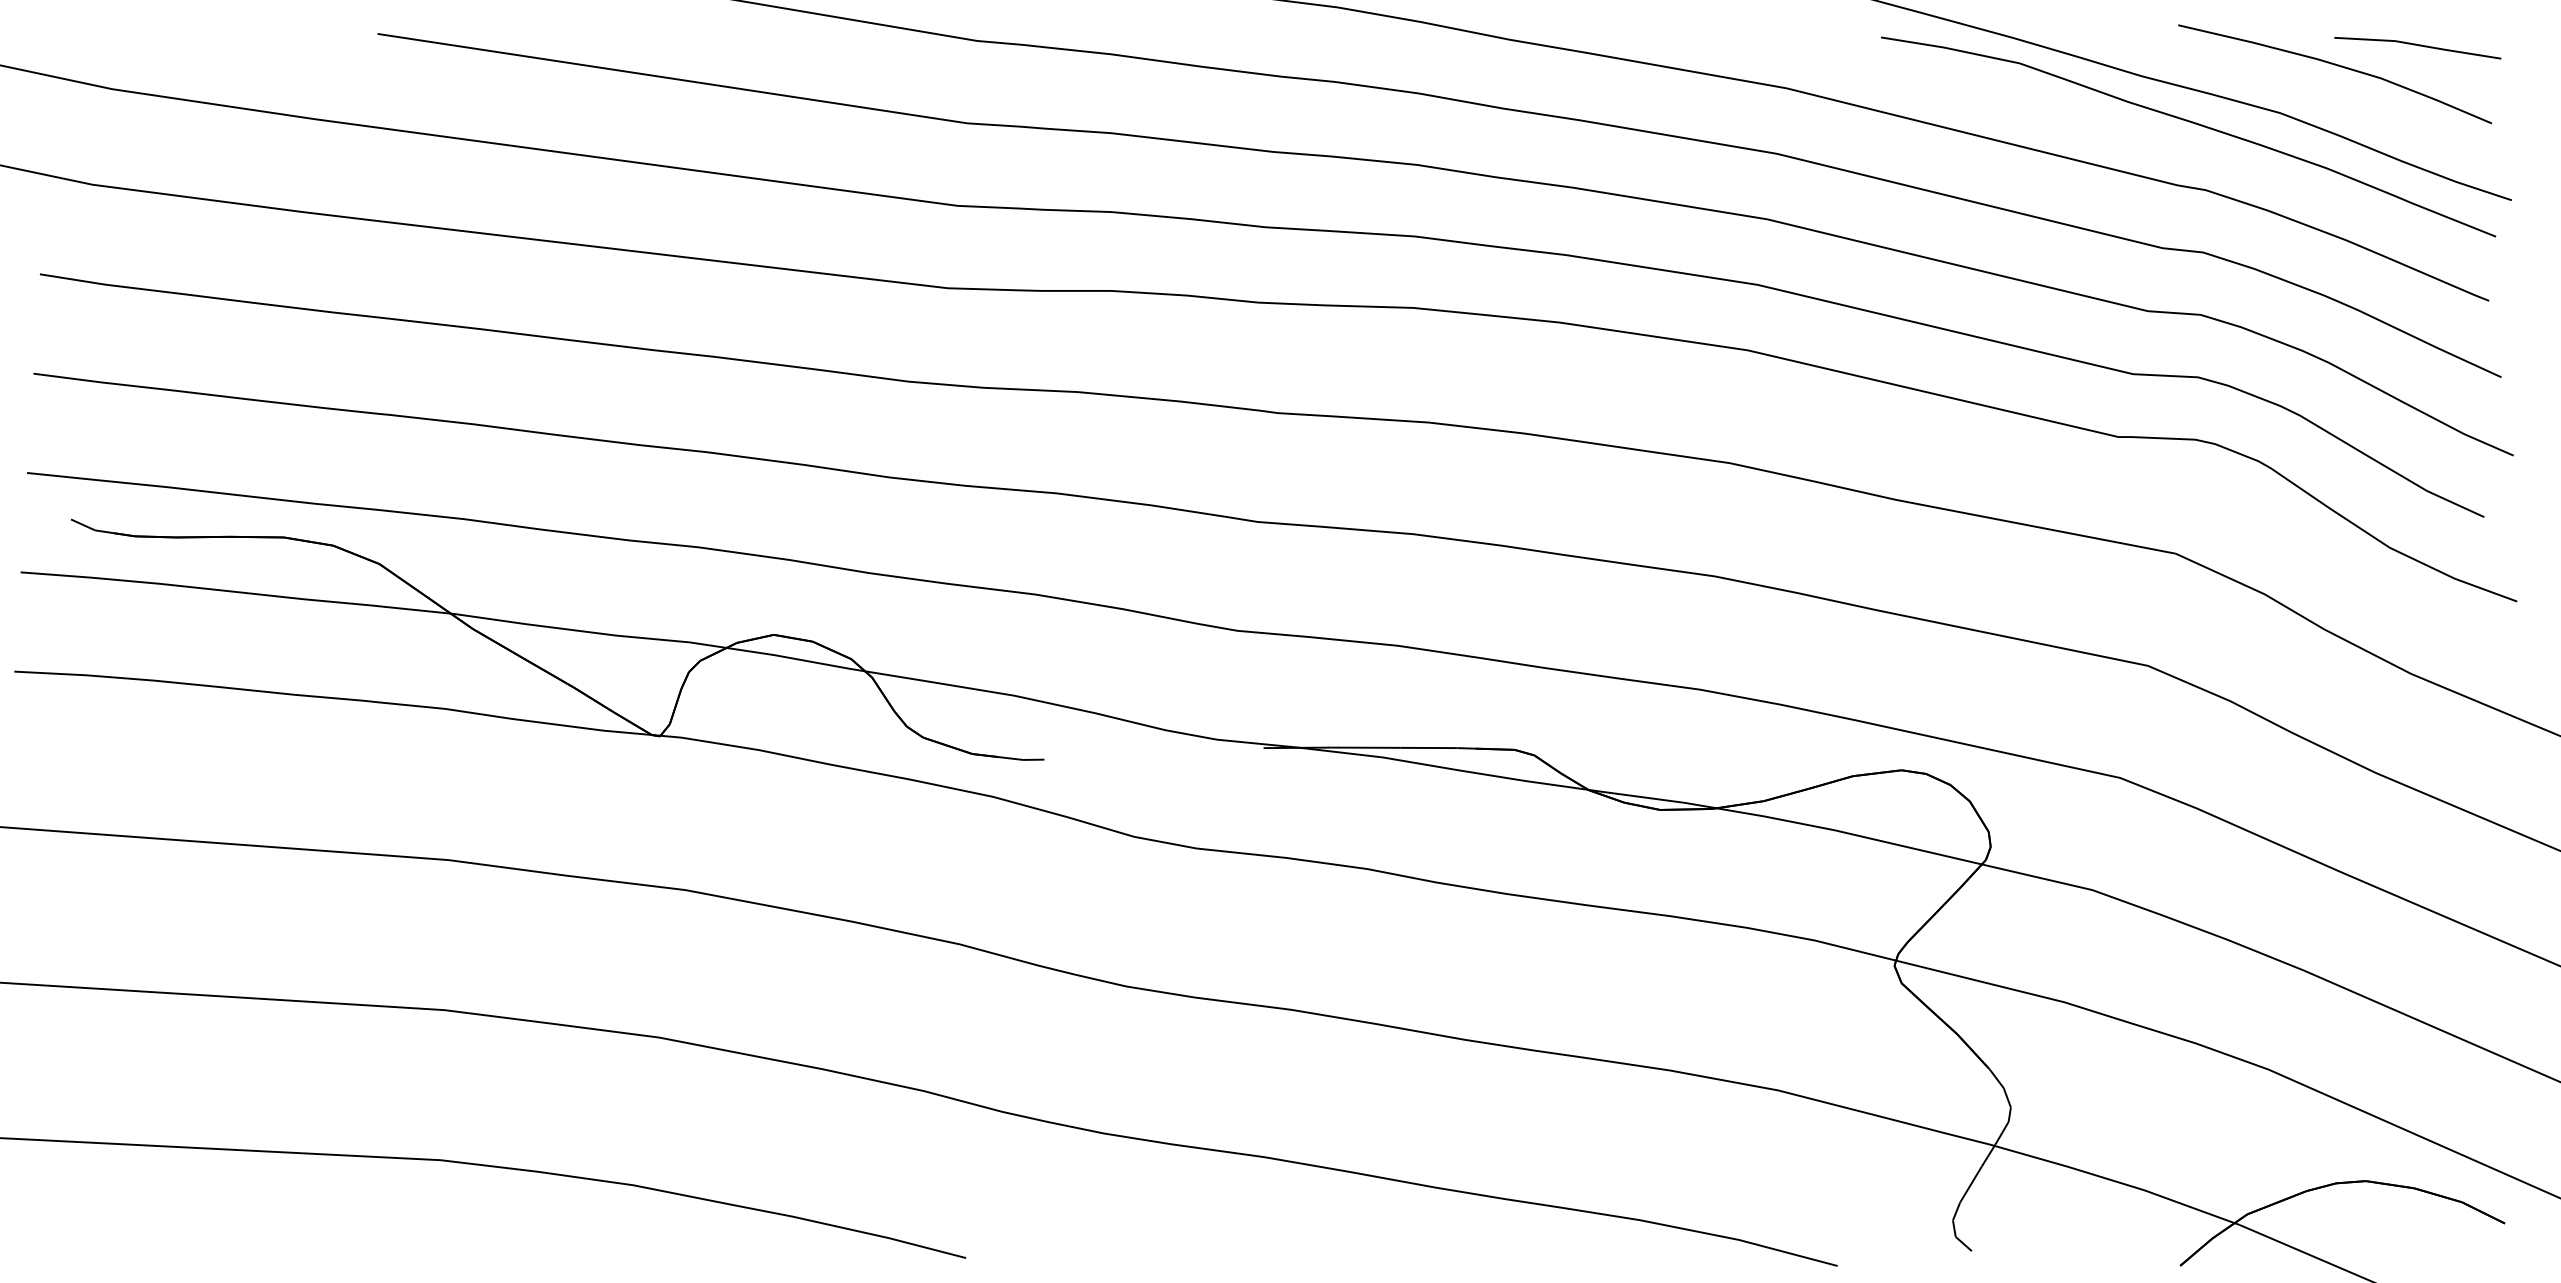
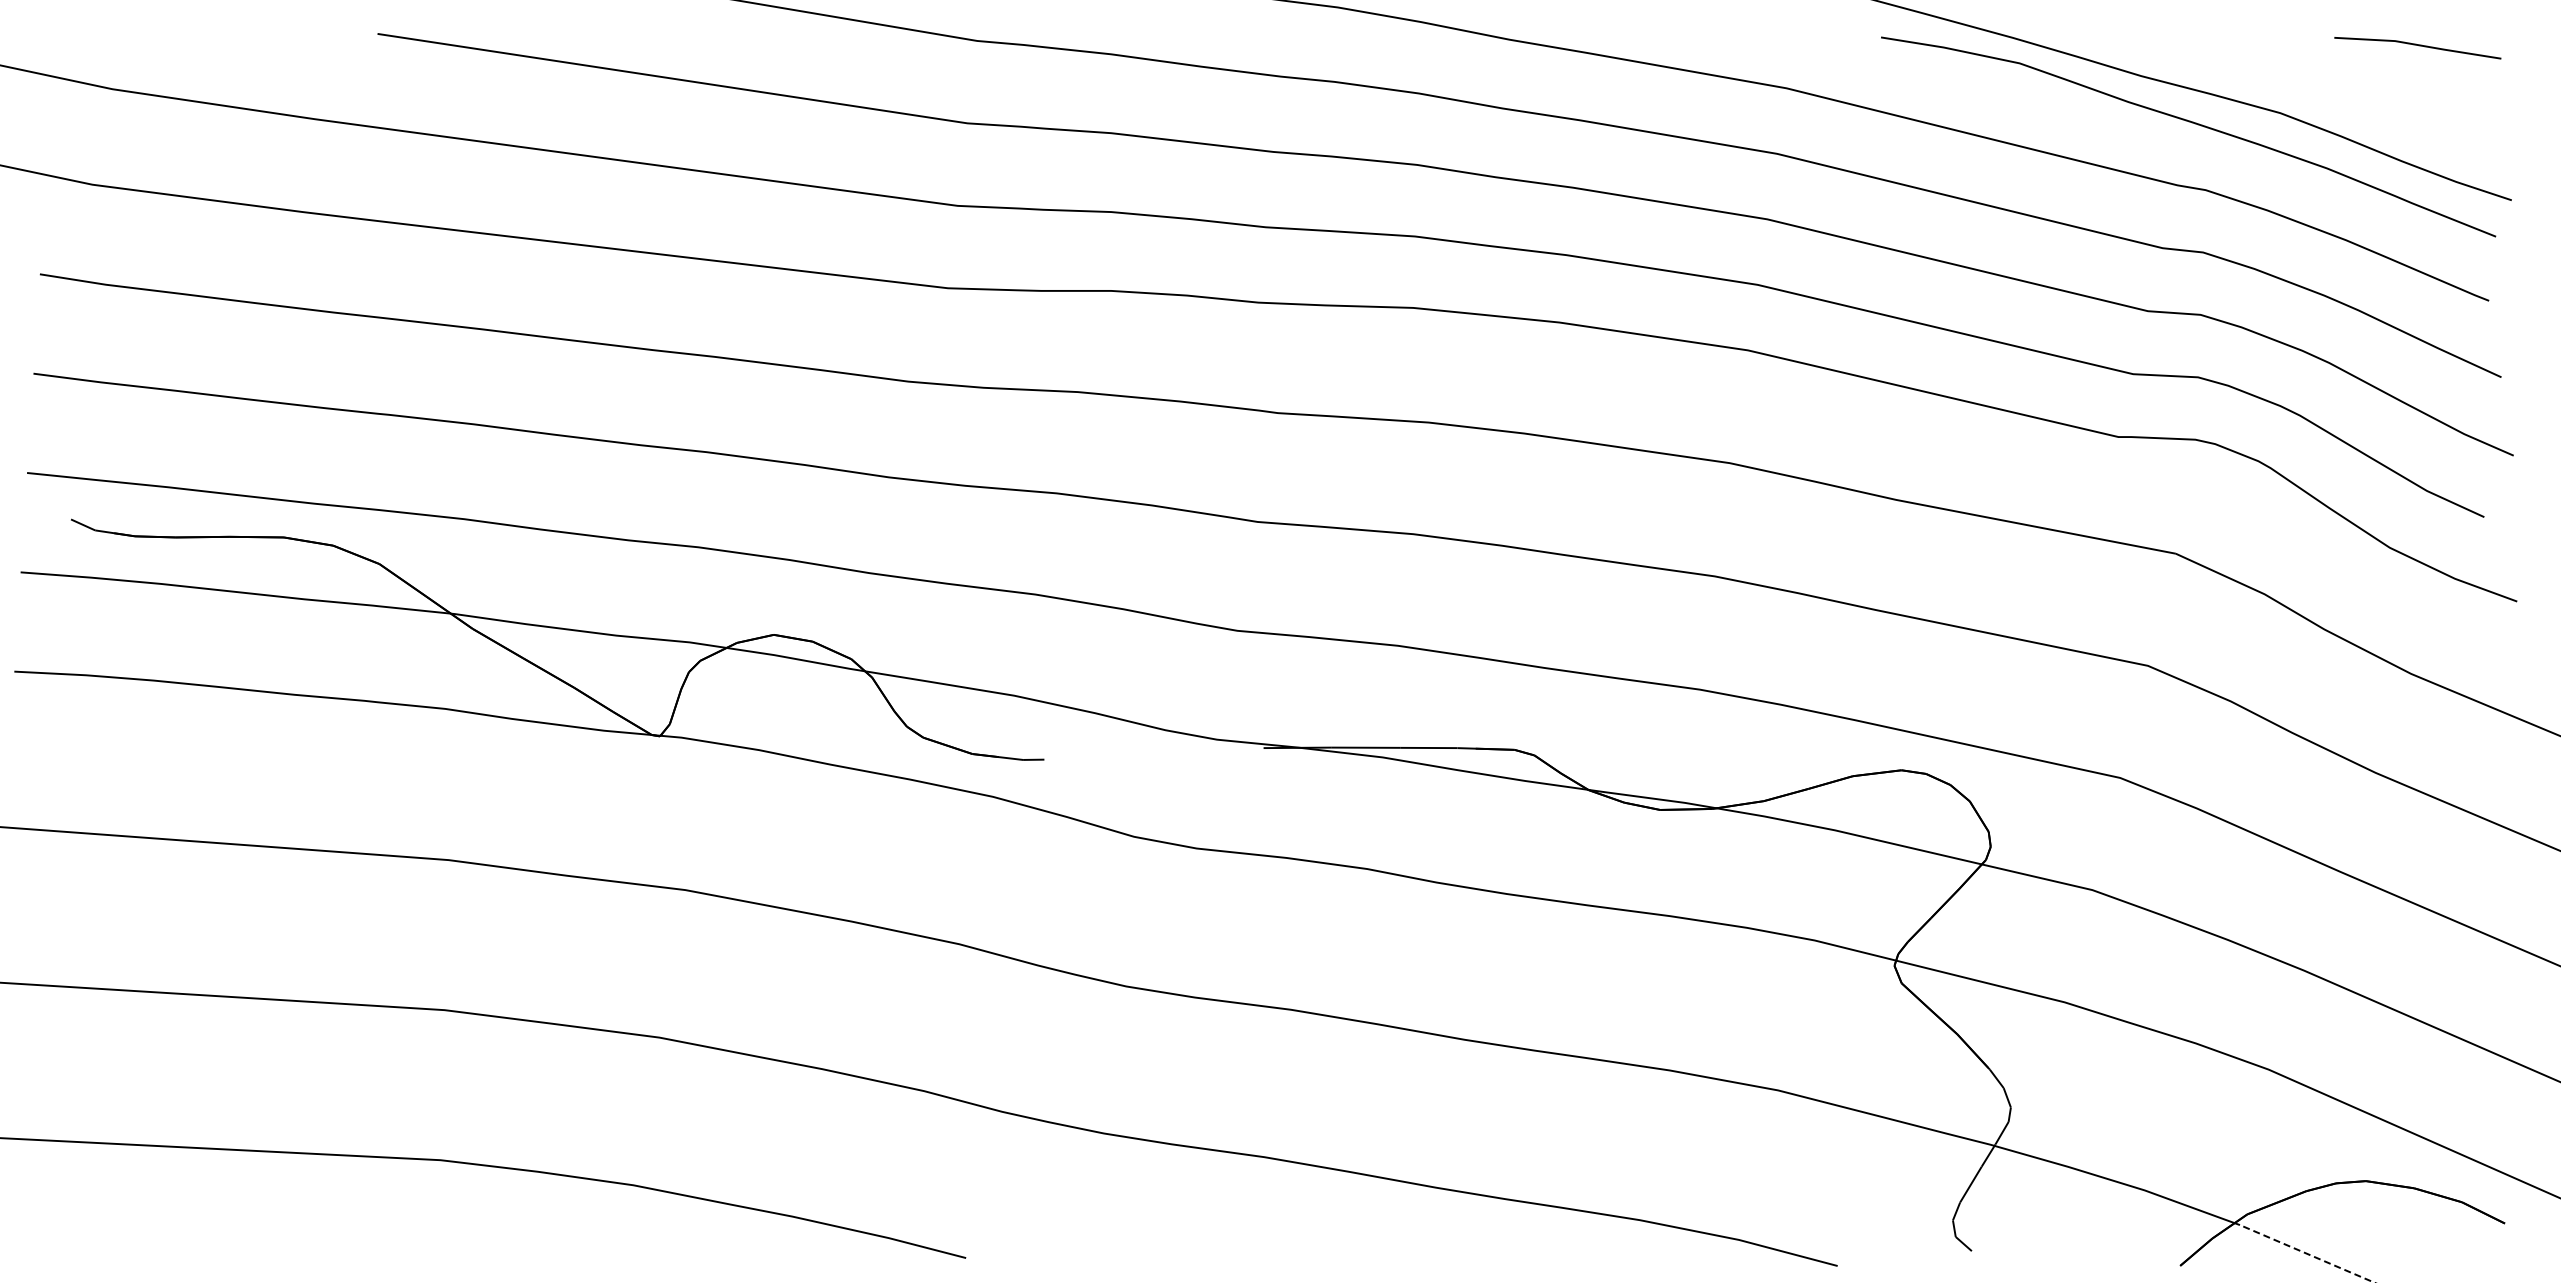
part: present -> none (2337, 66)
line: solid -> dashed (2306, 1253)
